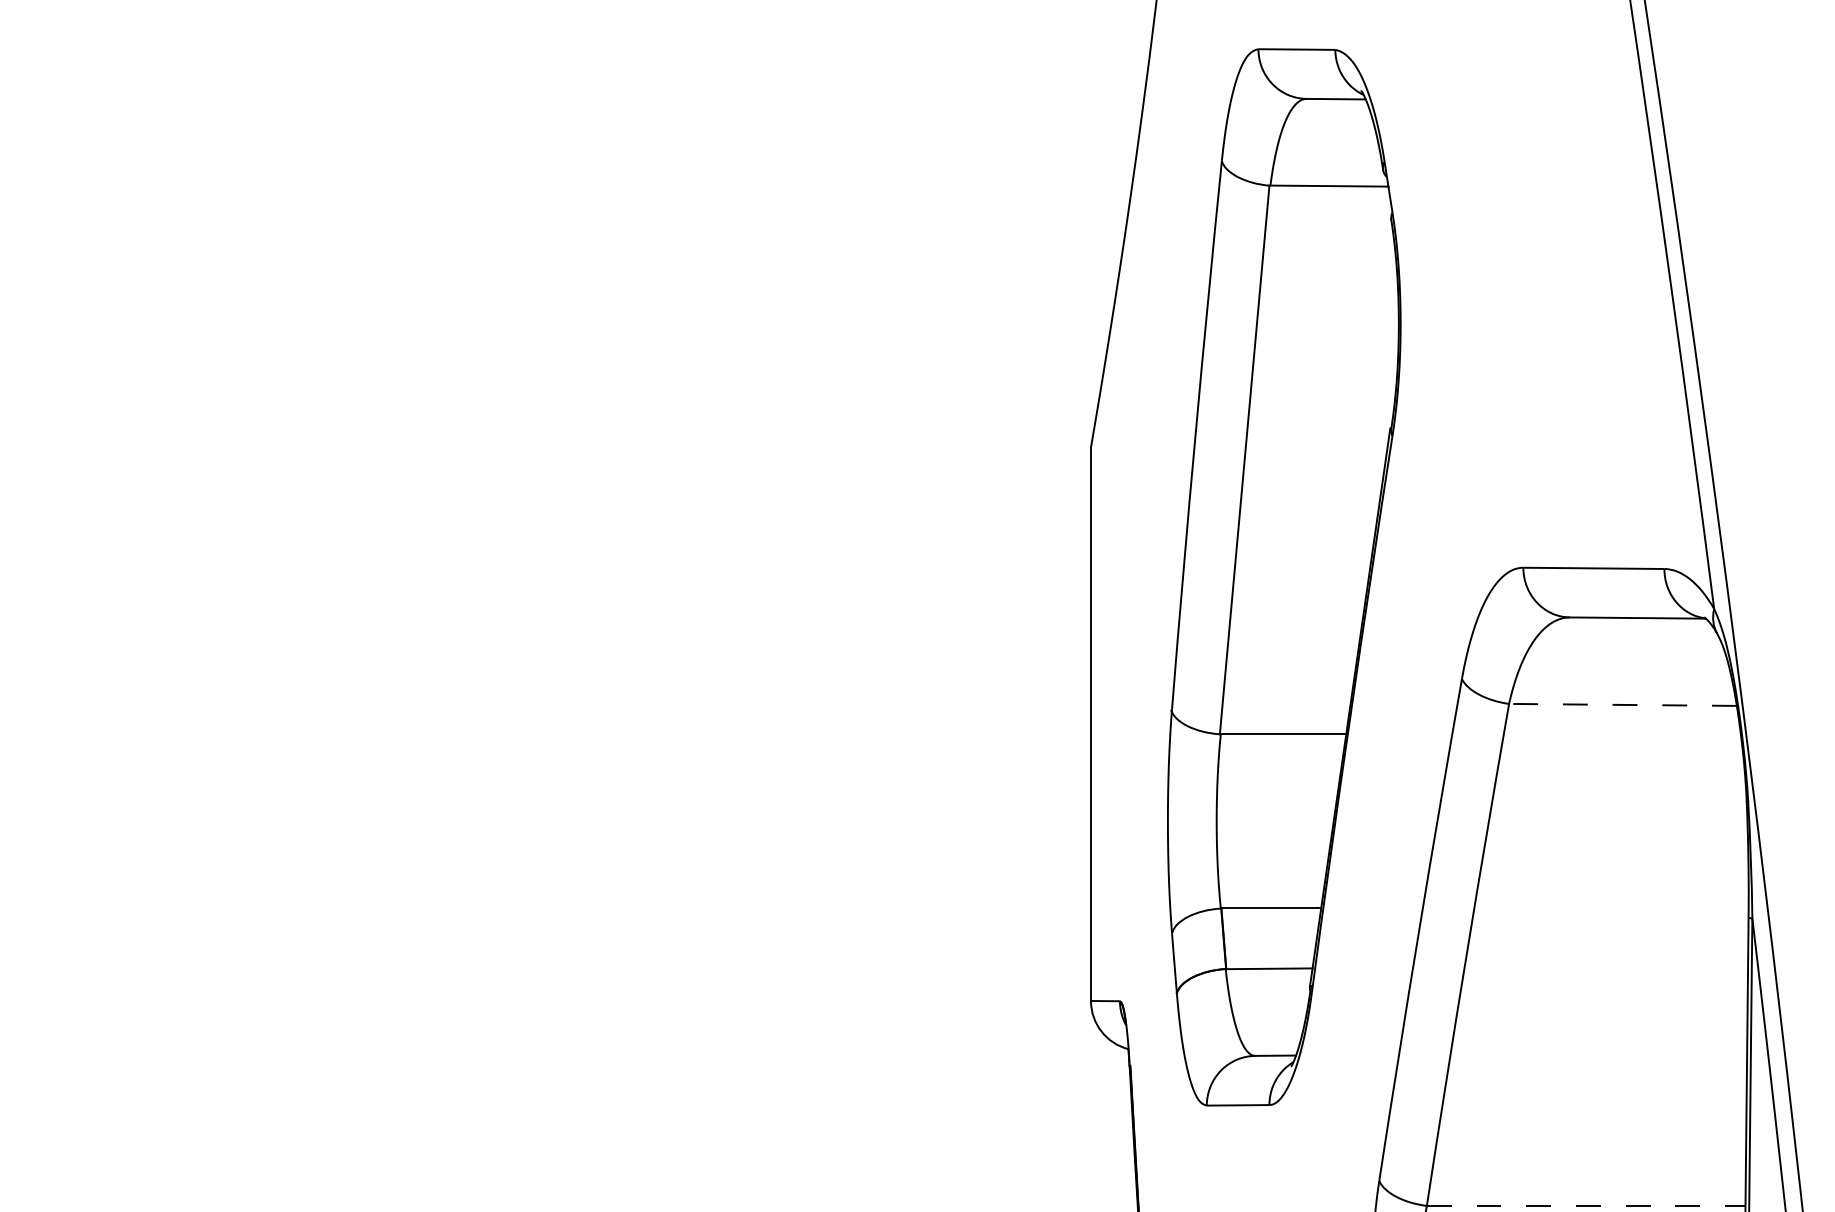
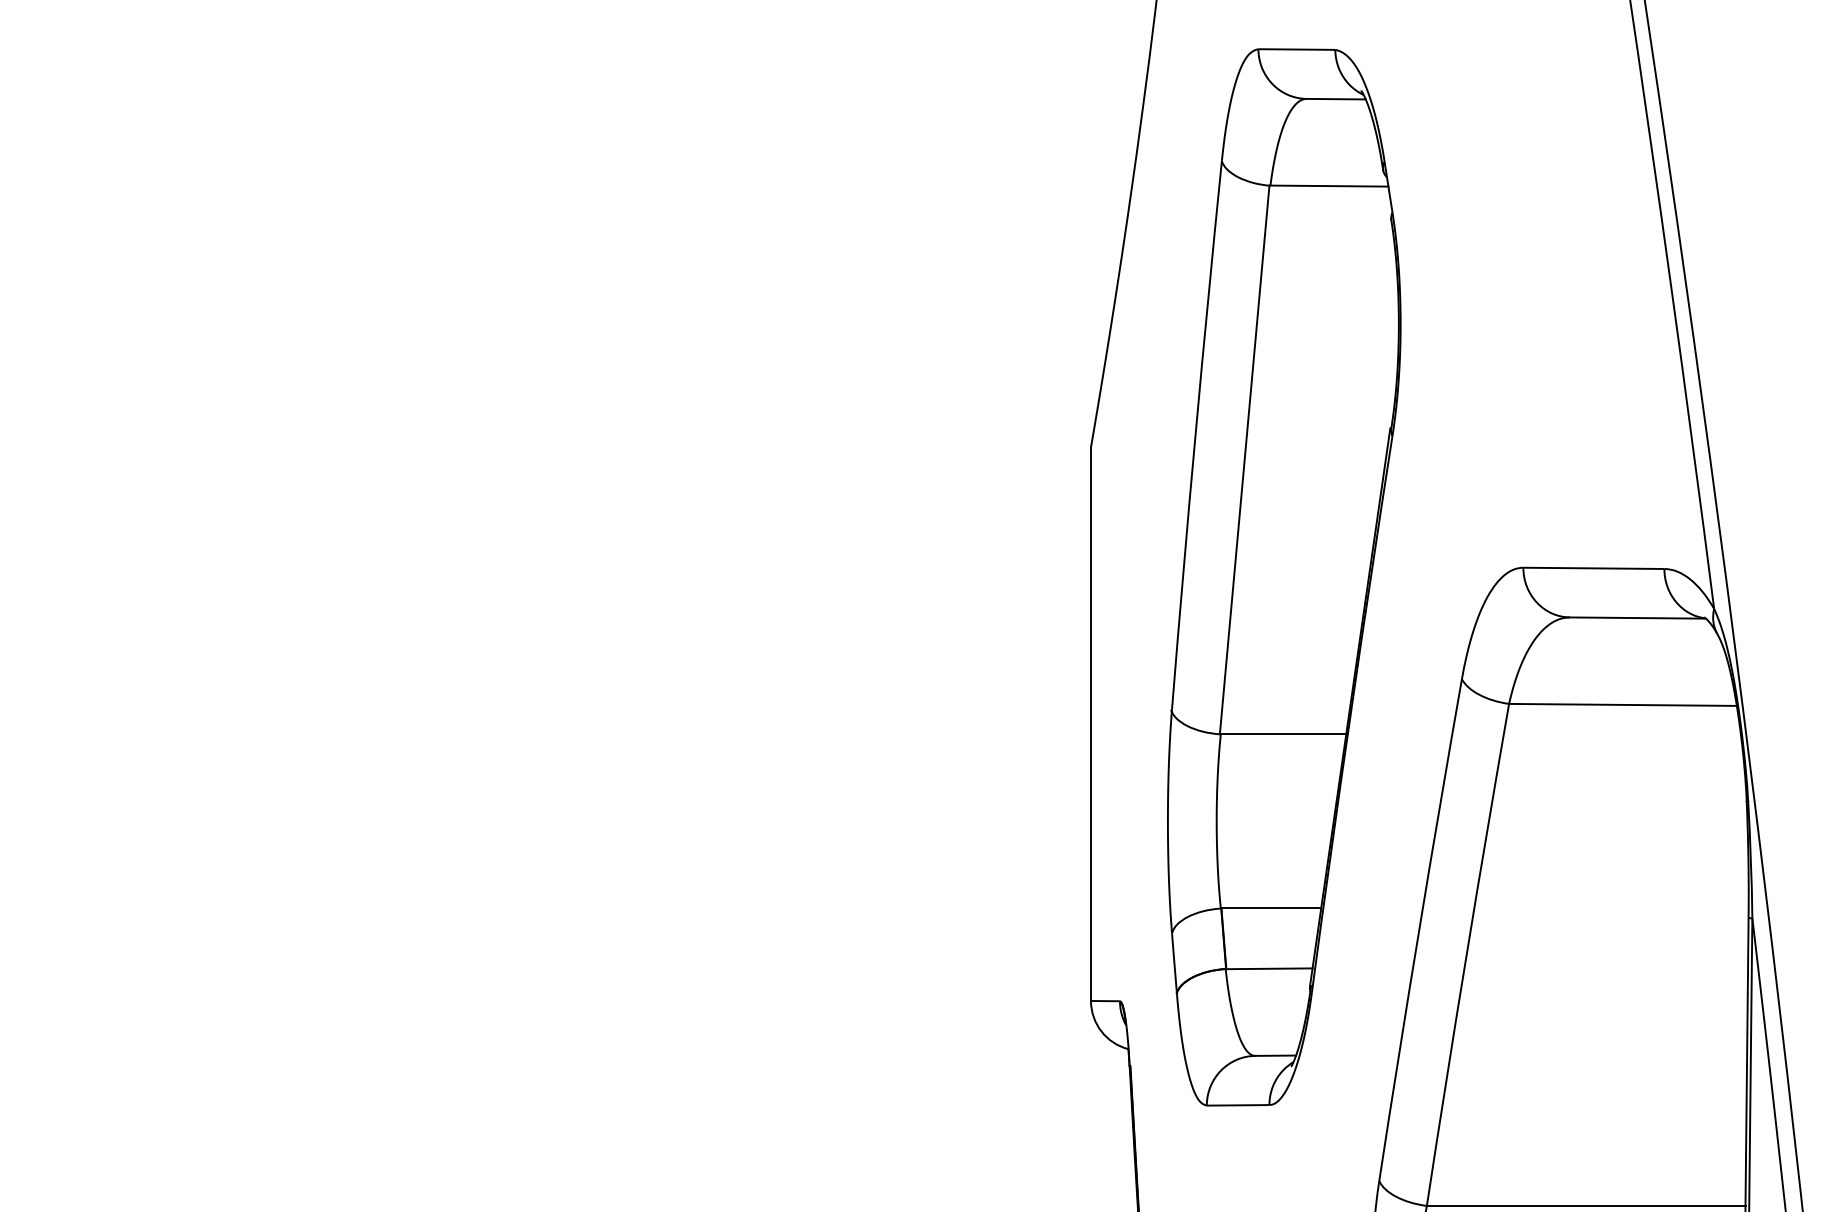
line: dashed -> solid (1623, 704)
line: dashed -> solid (1586, 1205)
